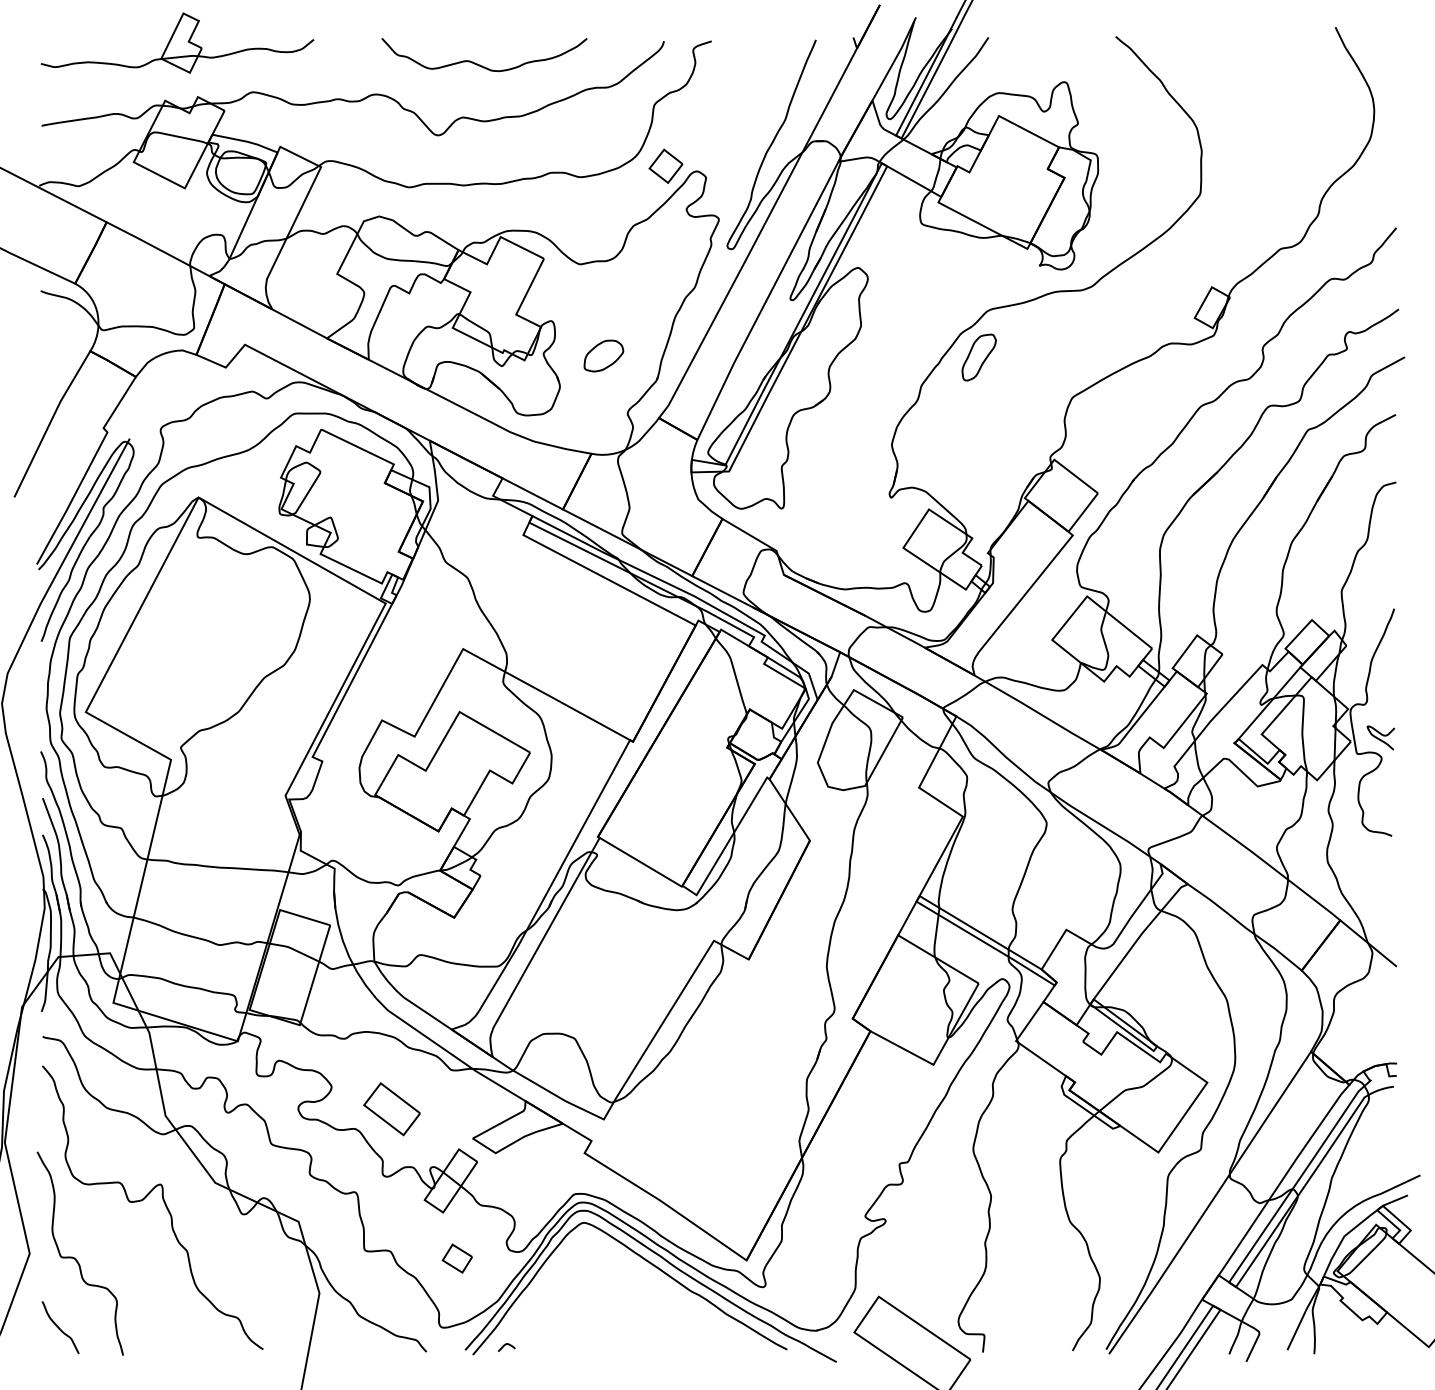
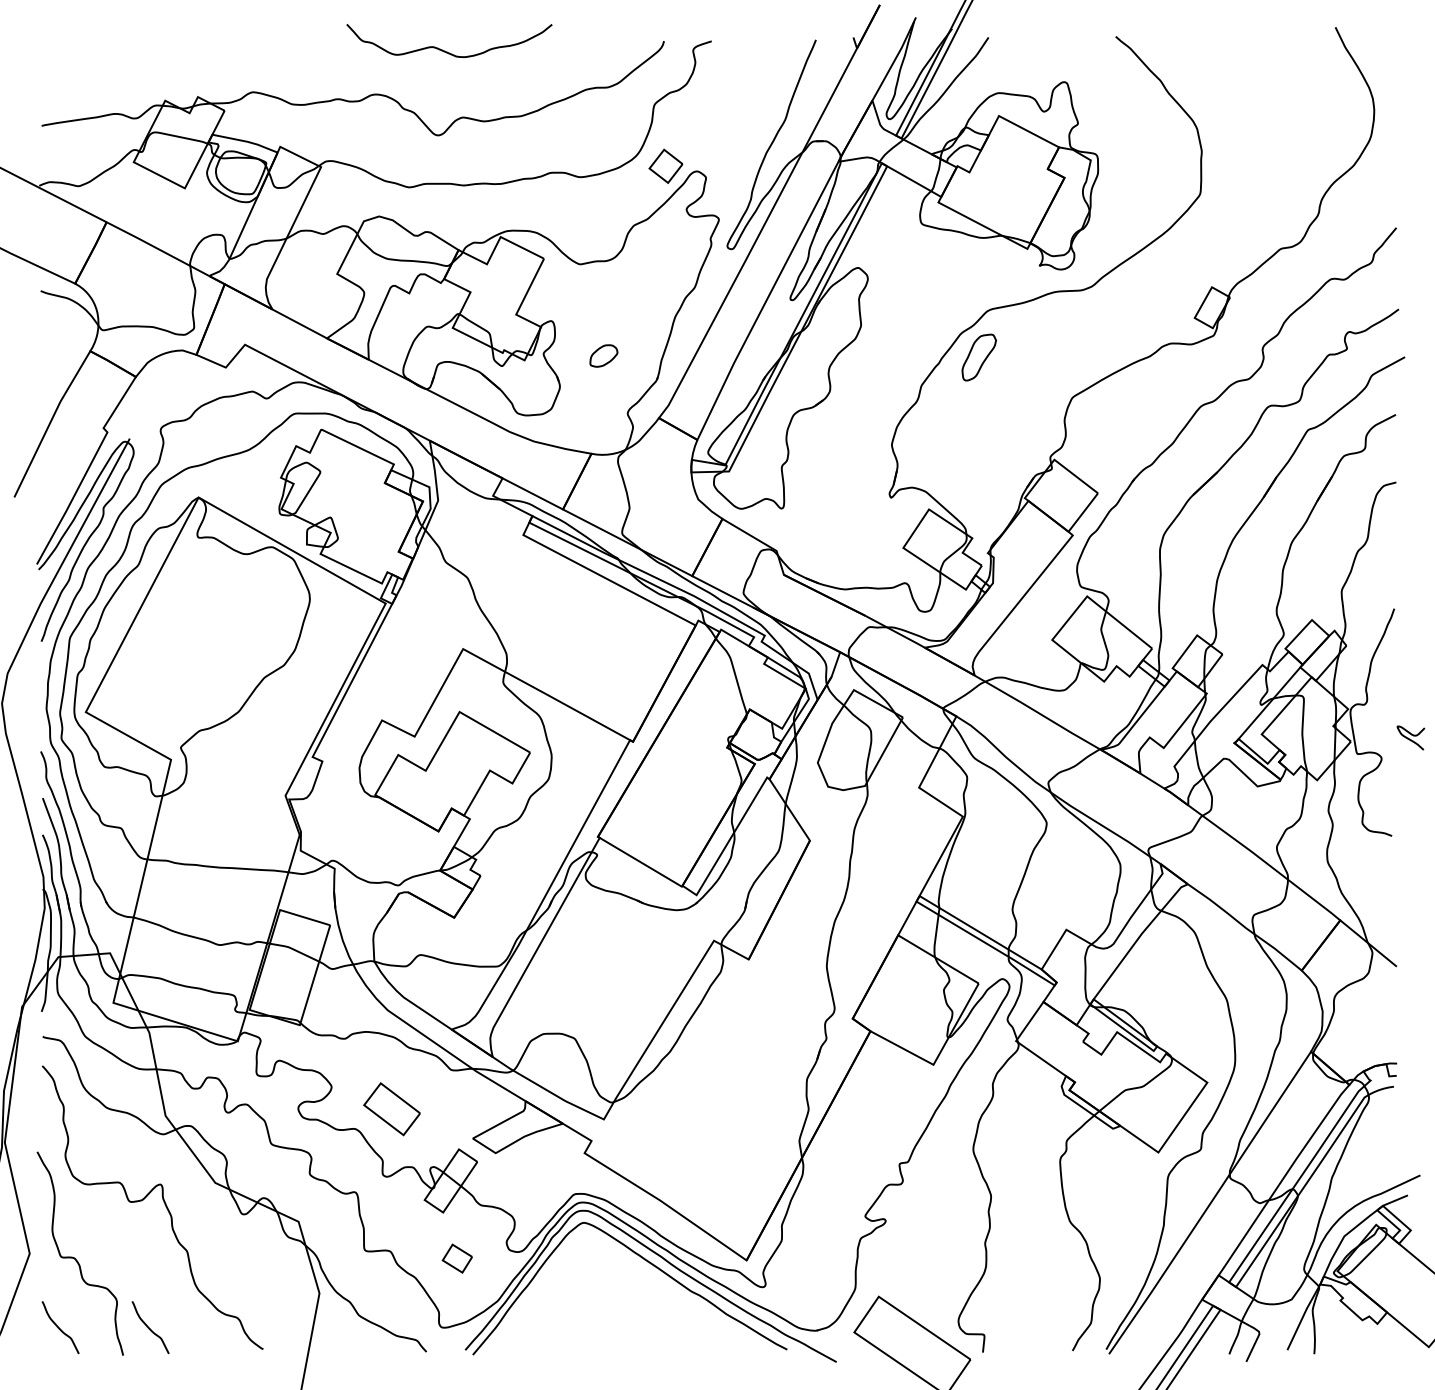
part: present -> none (177, 42)
curve position: (480, 64) -> (445, 50) (445, 50)
part size: 42x34 px -> 30x24 px (603, 355)
curve position: (1379, 738) -> (1409, 738) (1409, 738)
curve: none -> present (149, 1327)
curve: present -> none (506, 1345)
